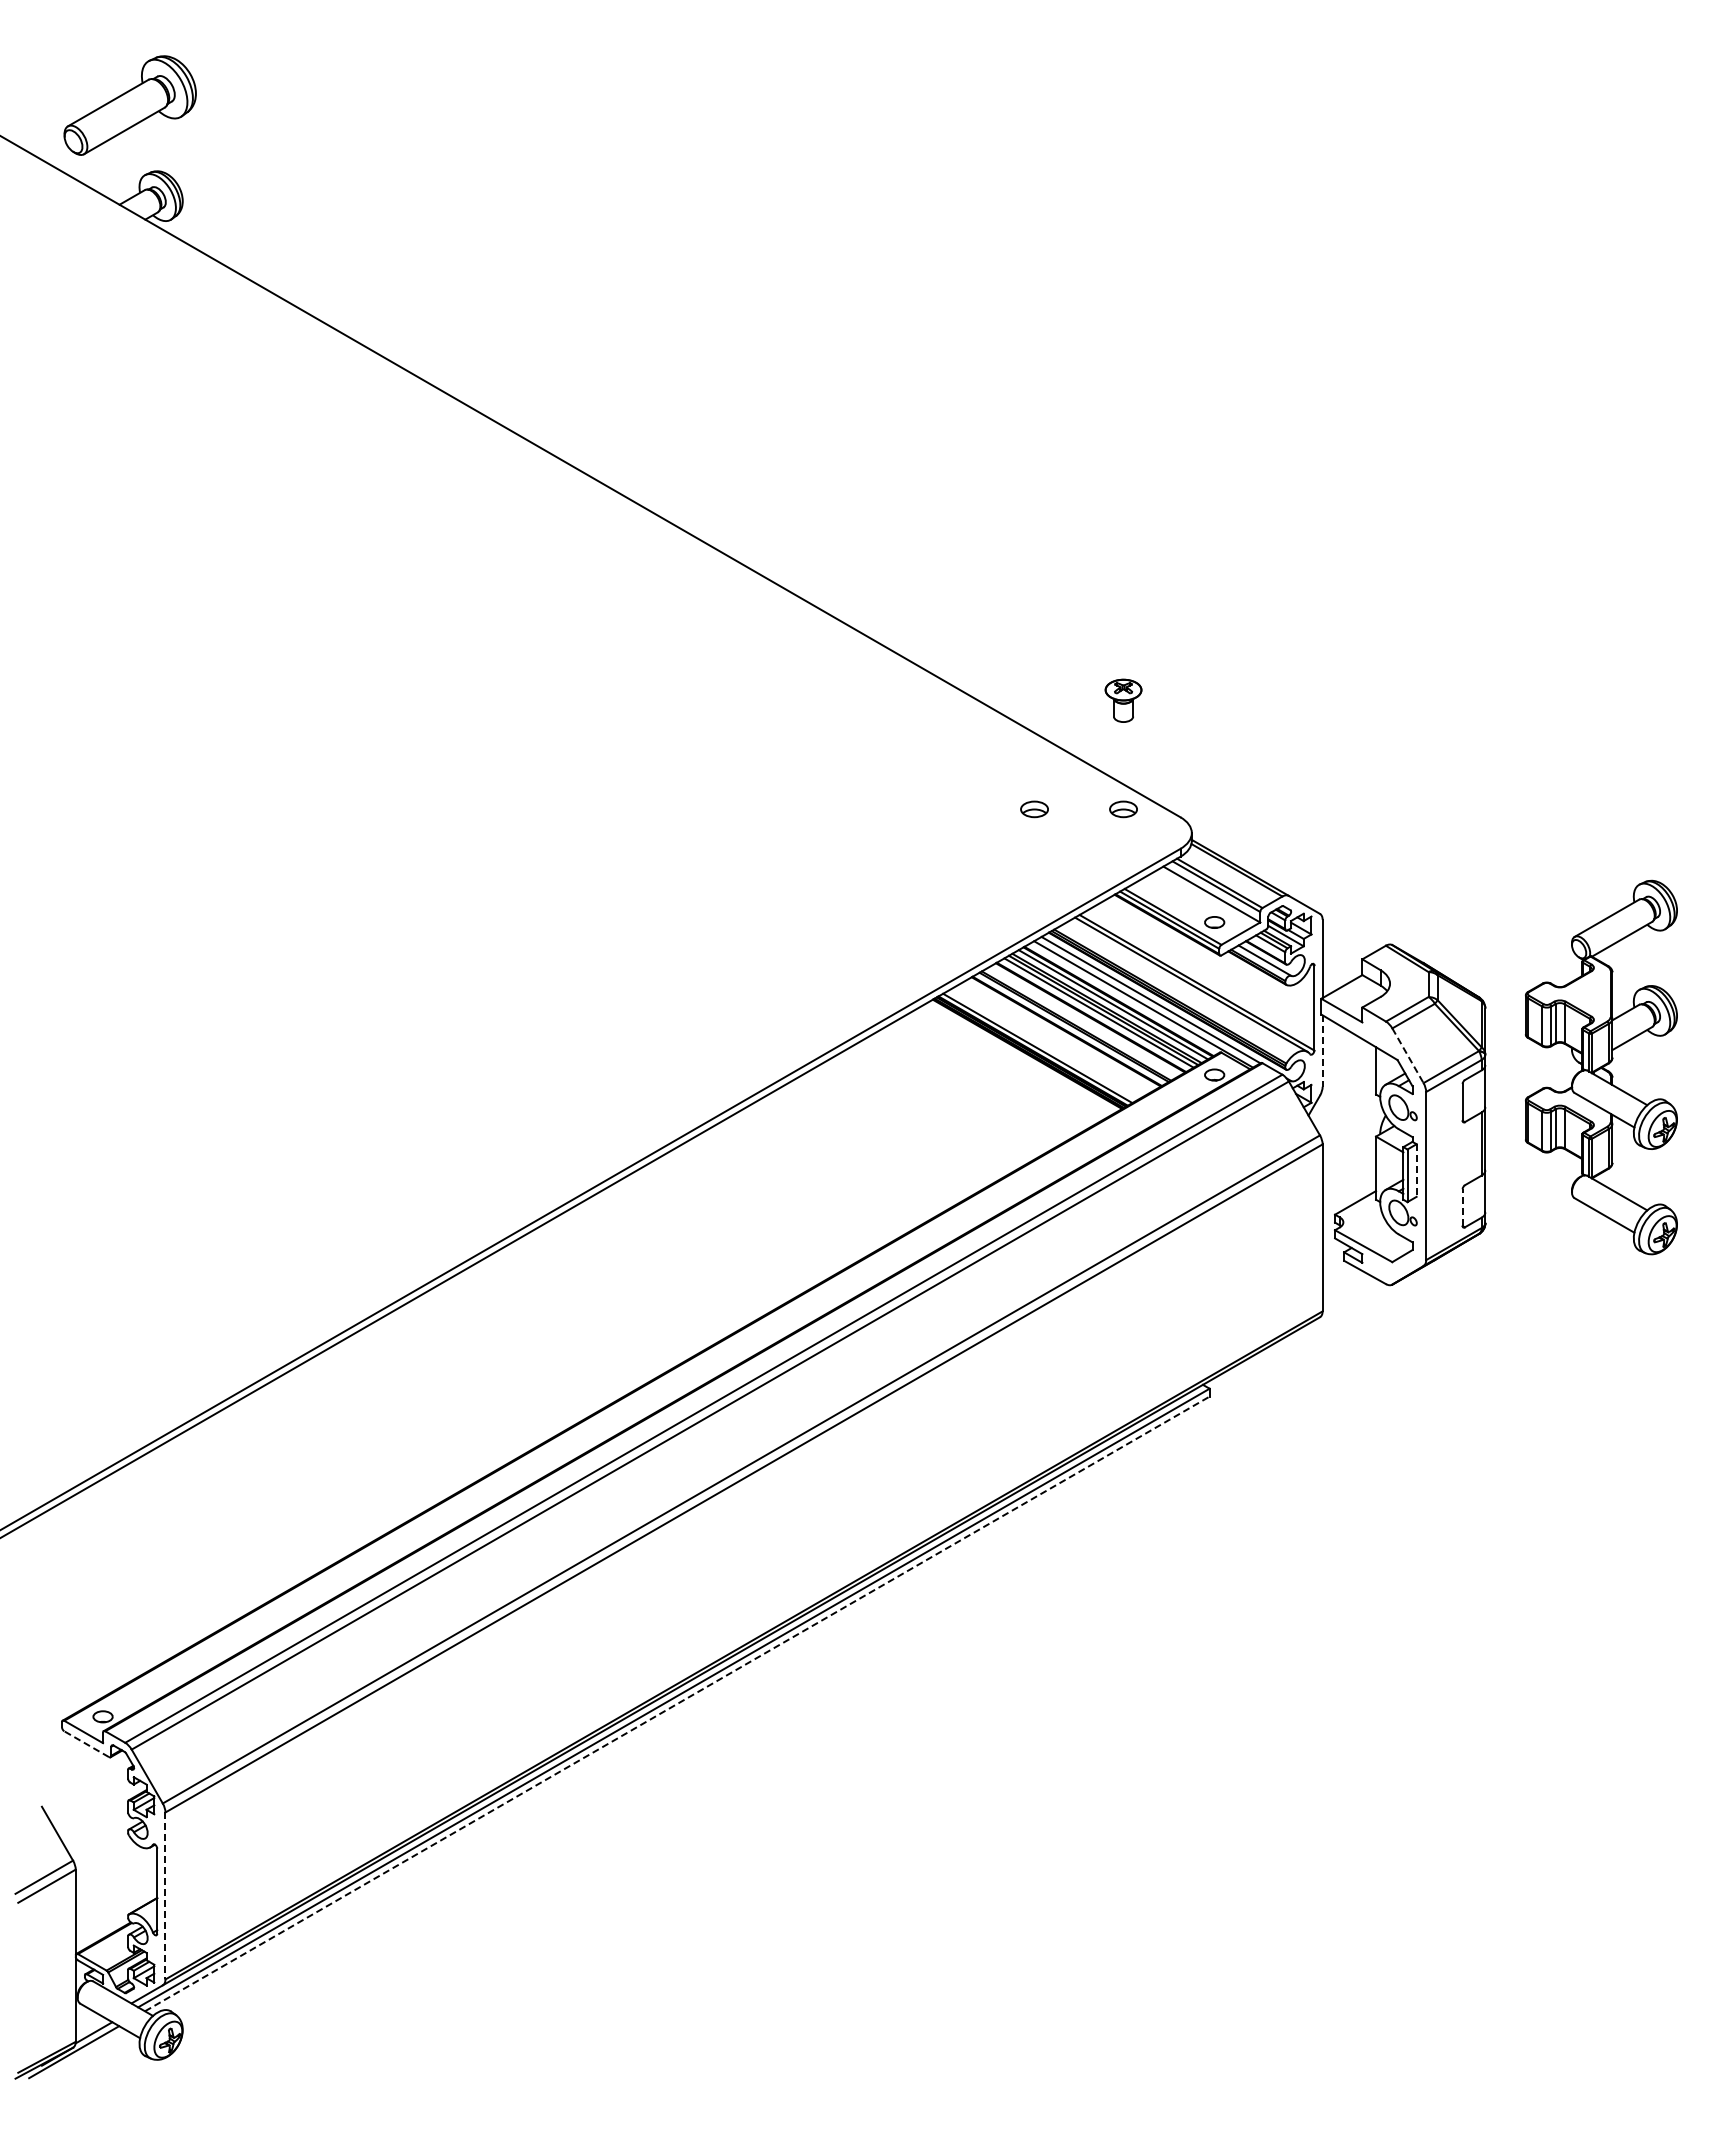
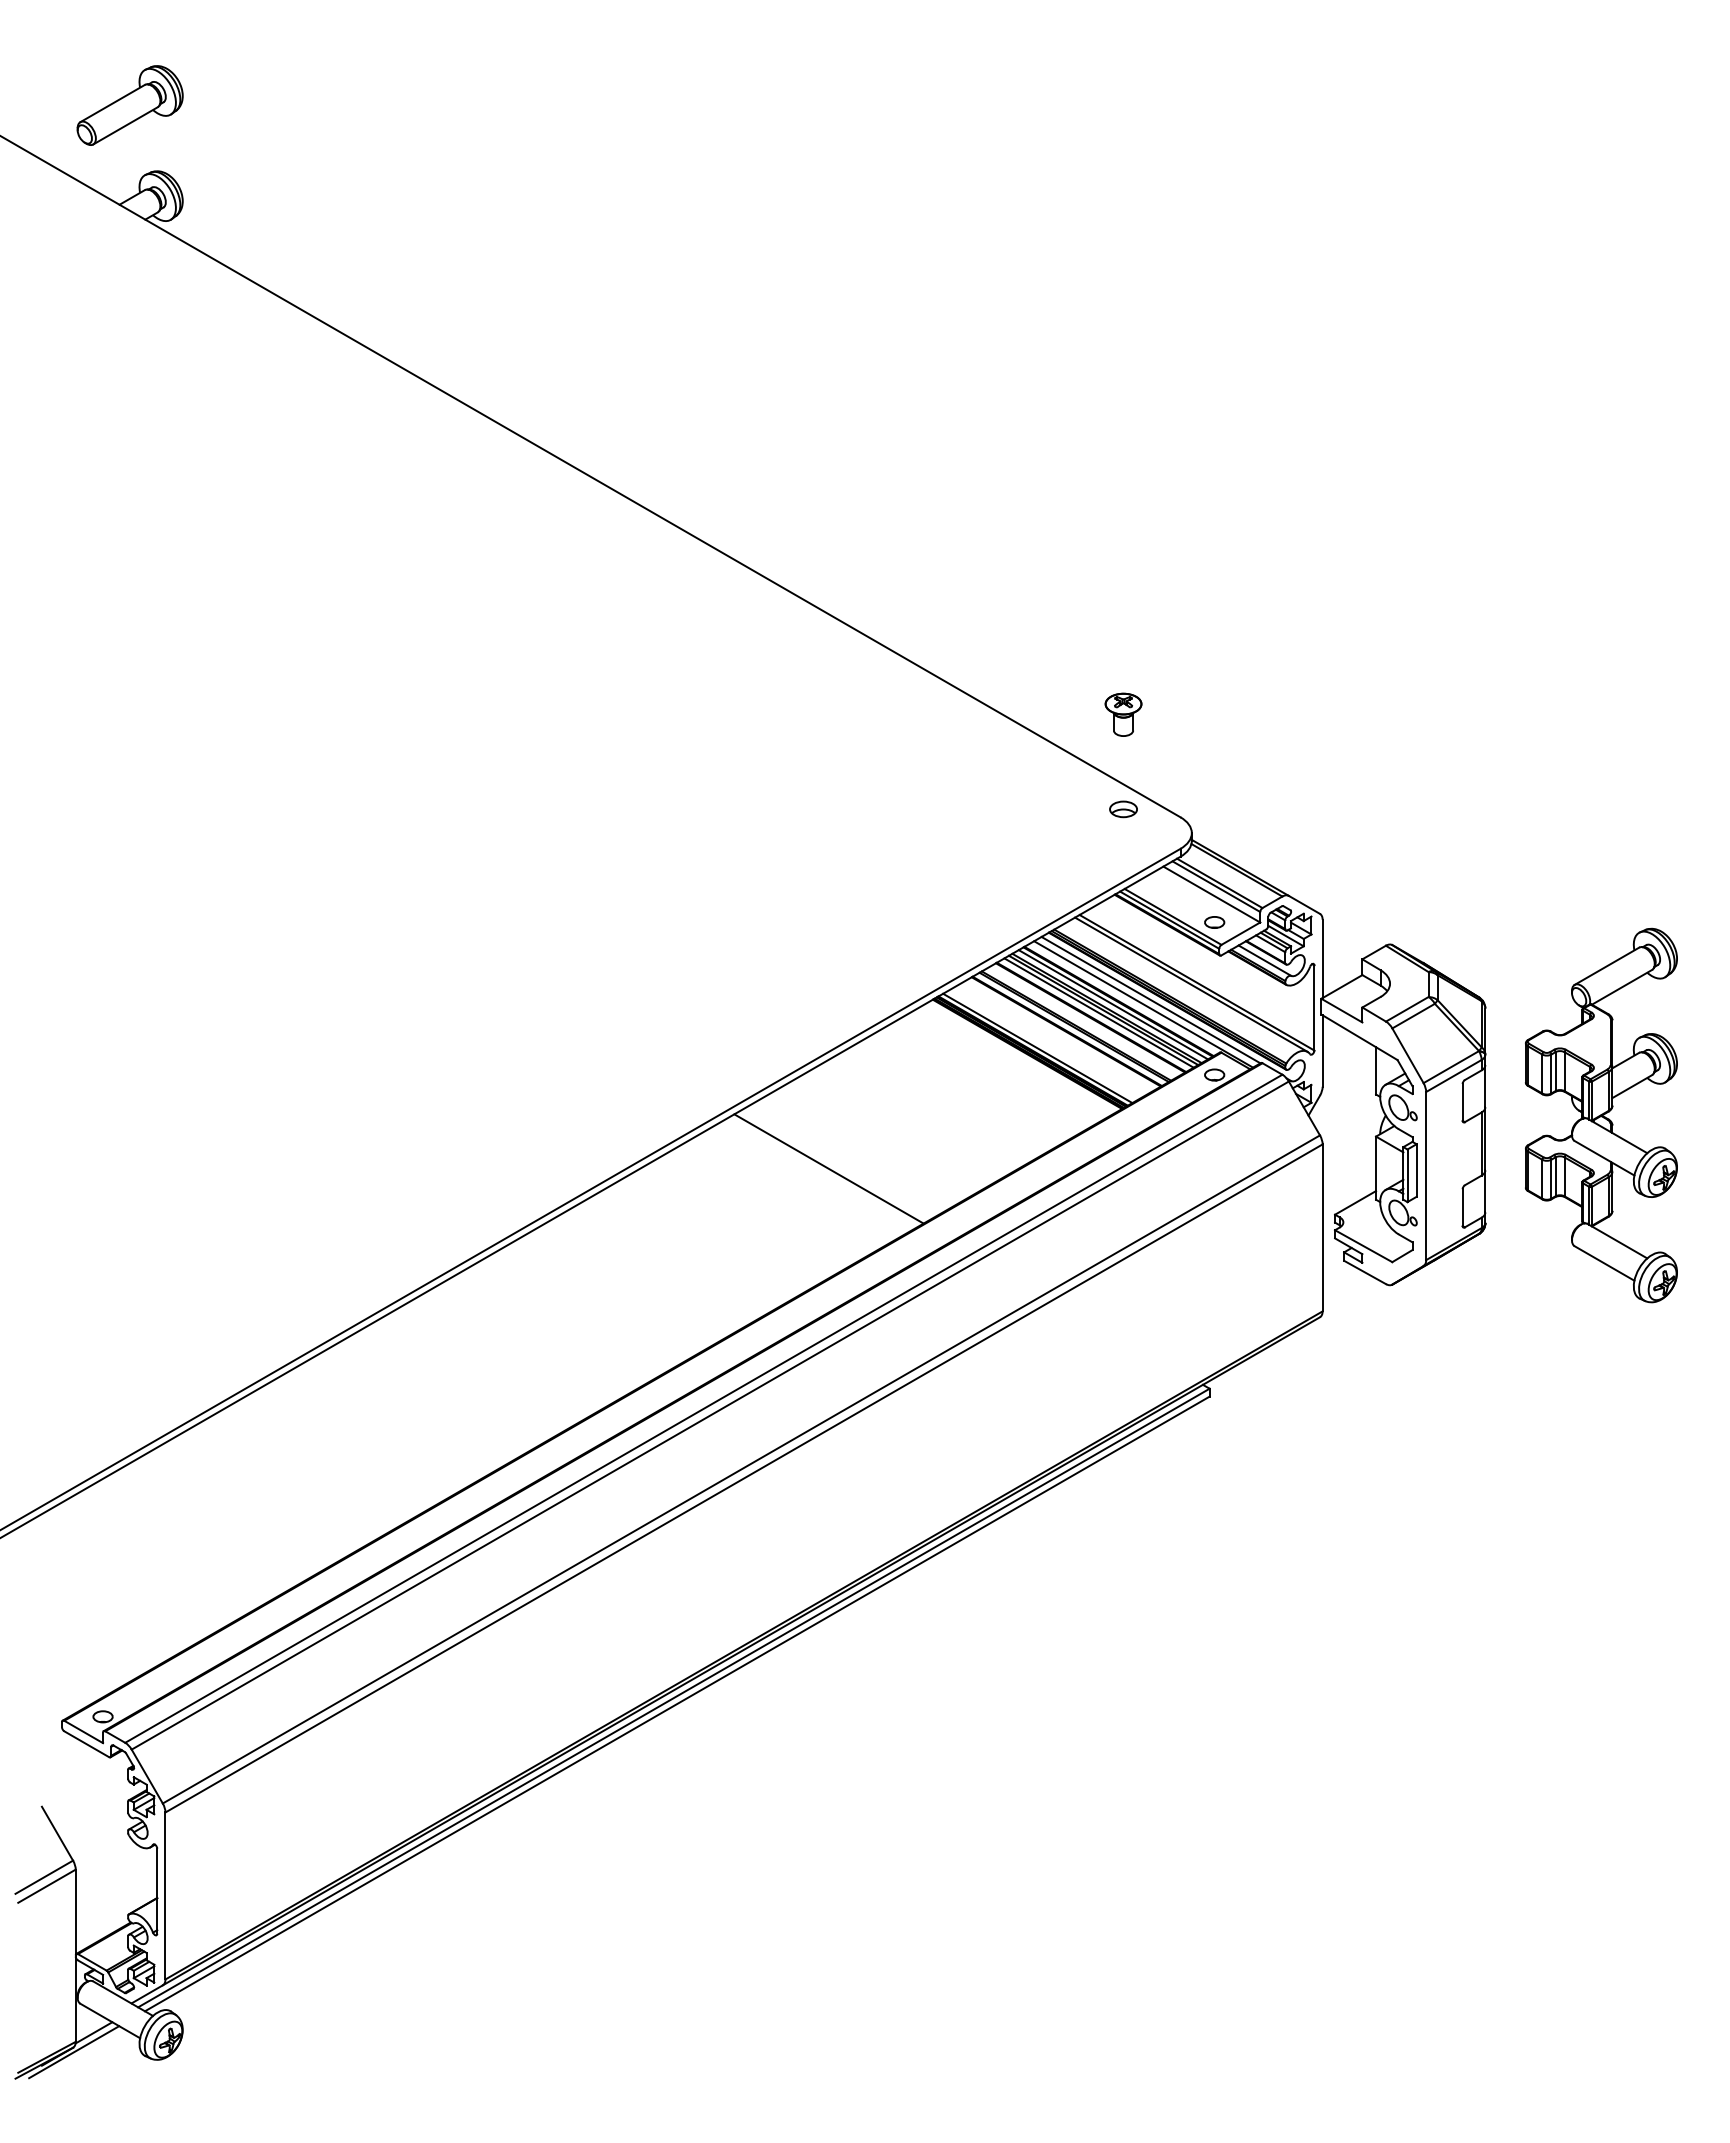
part size: 134x101 px -> 108x81 px (129, 105)
part position: (1123, 700) -> (1123, 714) (1123, 714)
part: present -> none (1034, 809)
line: dashed -> solid (1322, 1051)
line: dashed -> solid (1408, 1056)
part position: (1601, 1067) -> (1601, 1115) (1601, 1115)
line: none -> present (828, 1168)
line: dashed -> solid (1416, 1171)
line: dashed -> solid (1462, 1207)
line: dashed -> solid (677, 1703)
line: dashed -> solid (86, 1744)
line: dashed -> solid (165, 1896)
